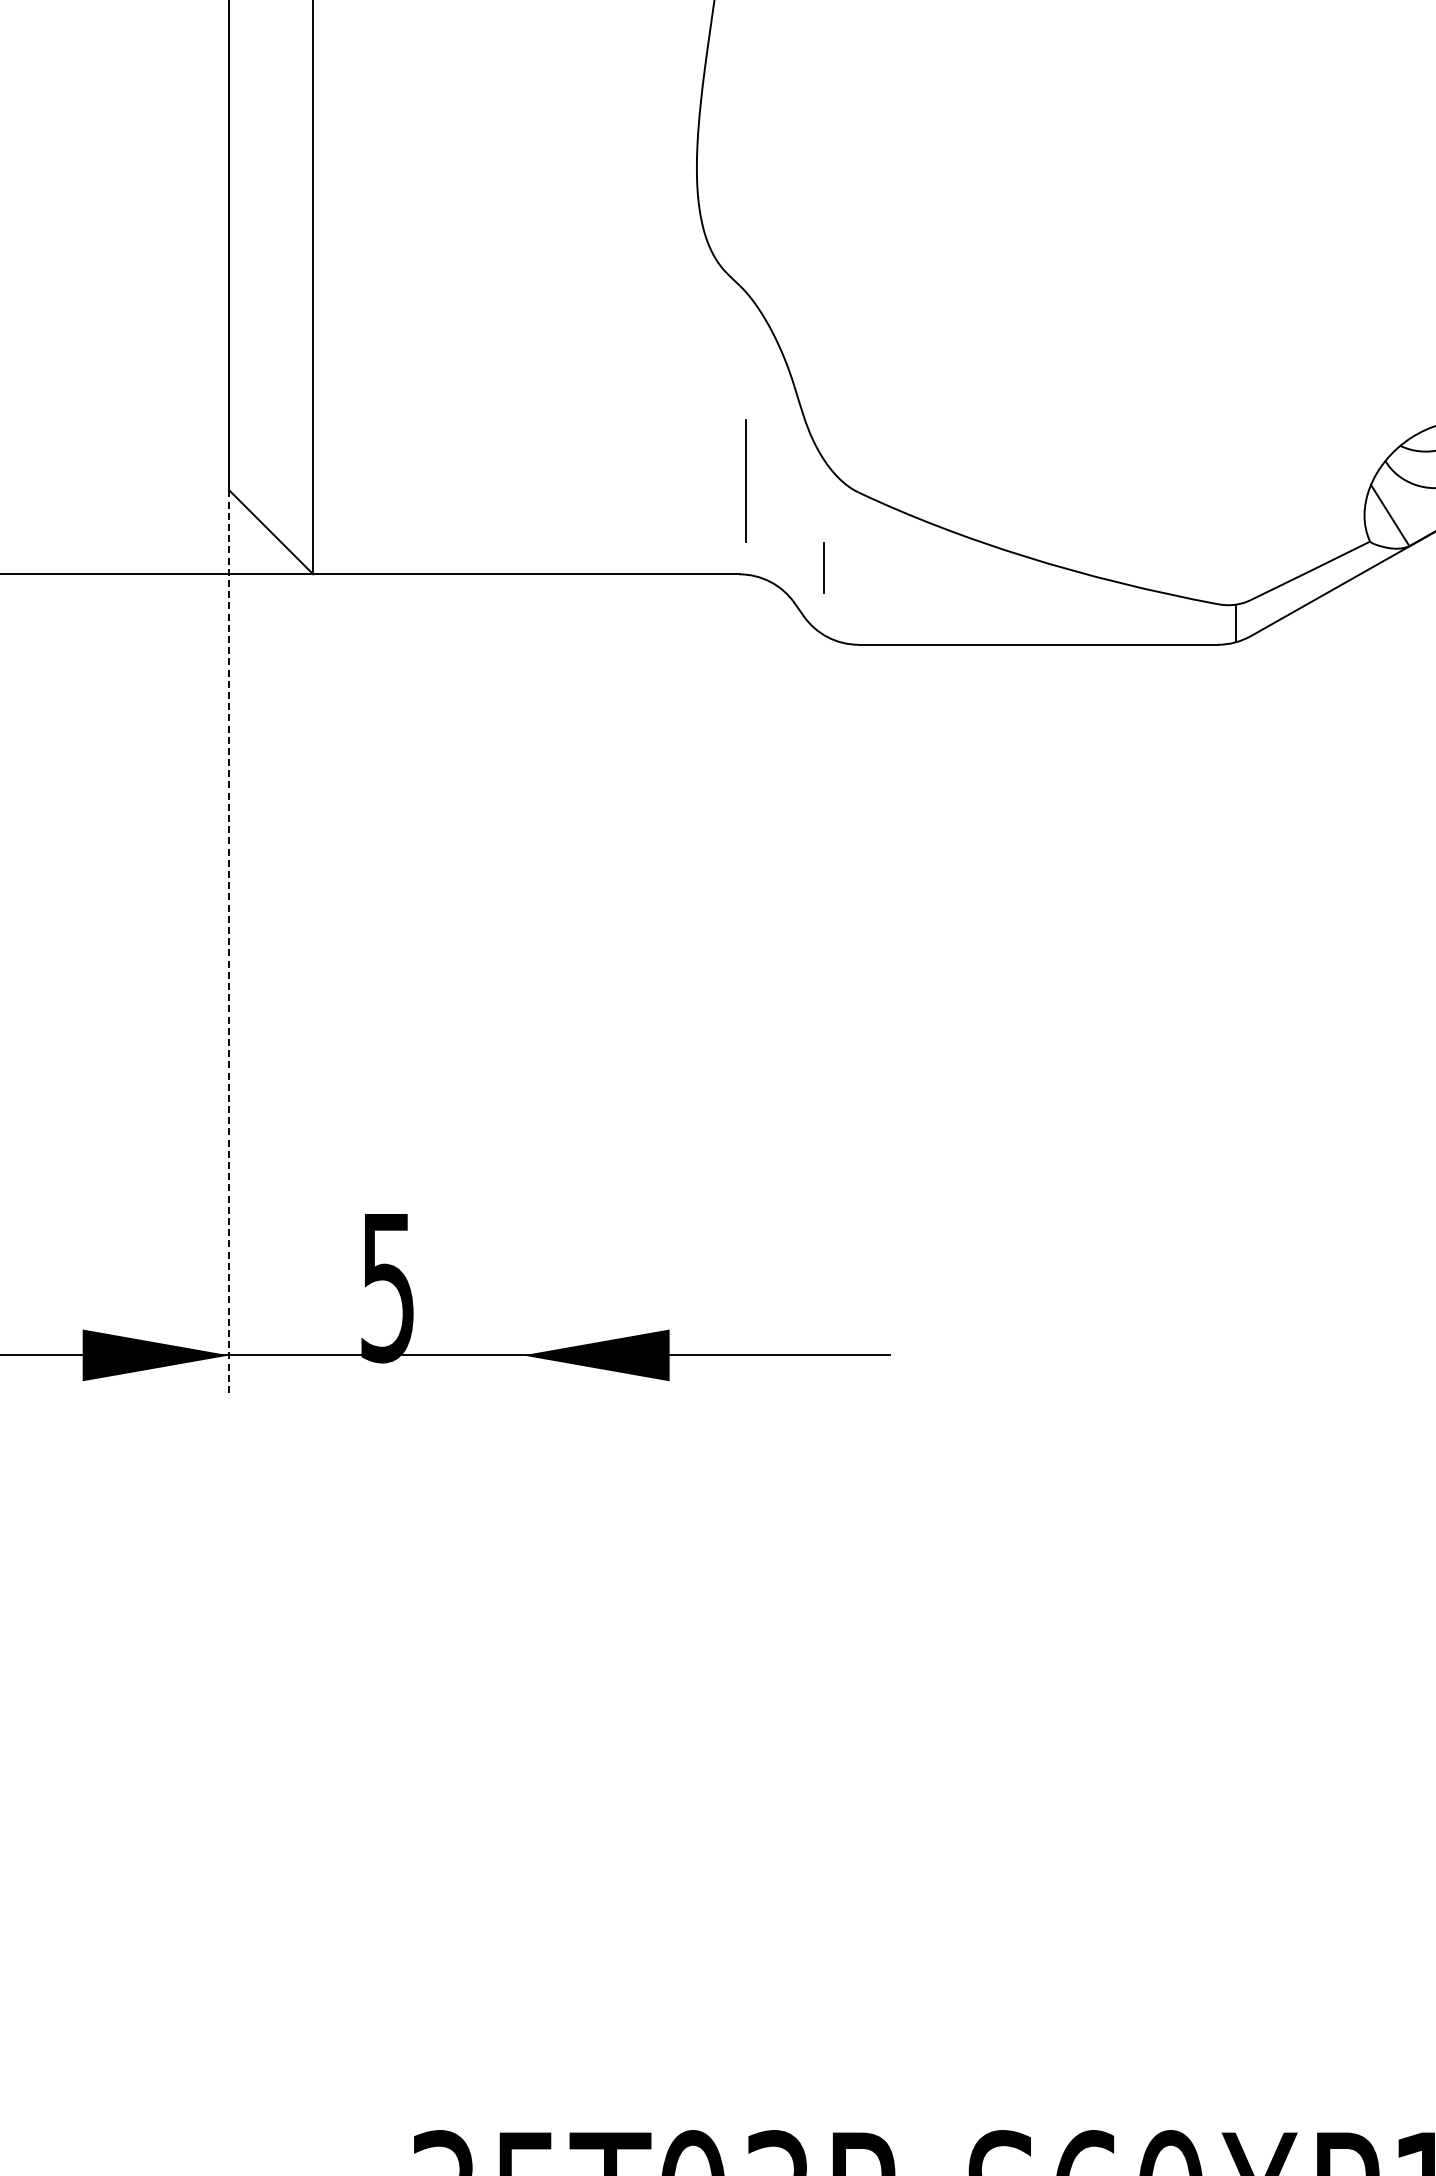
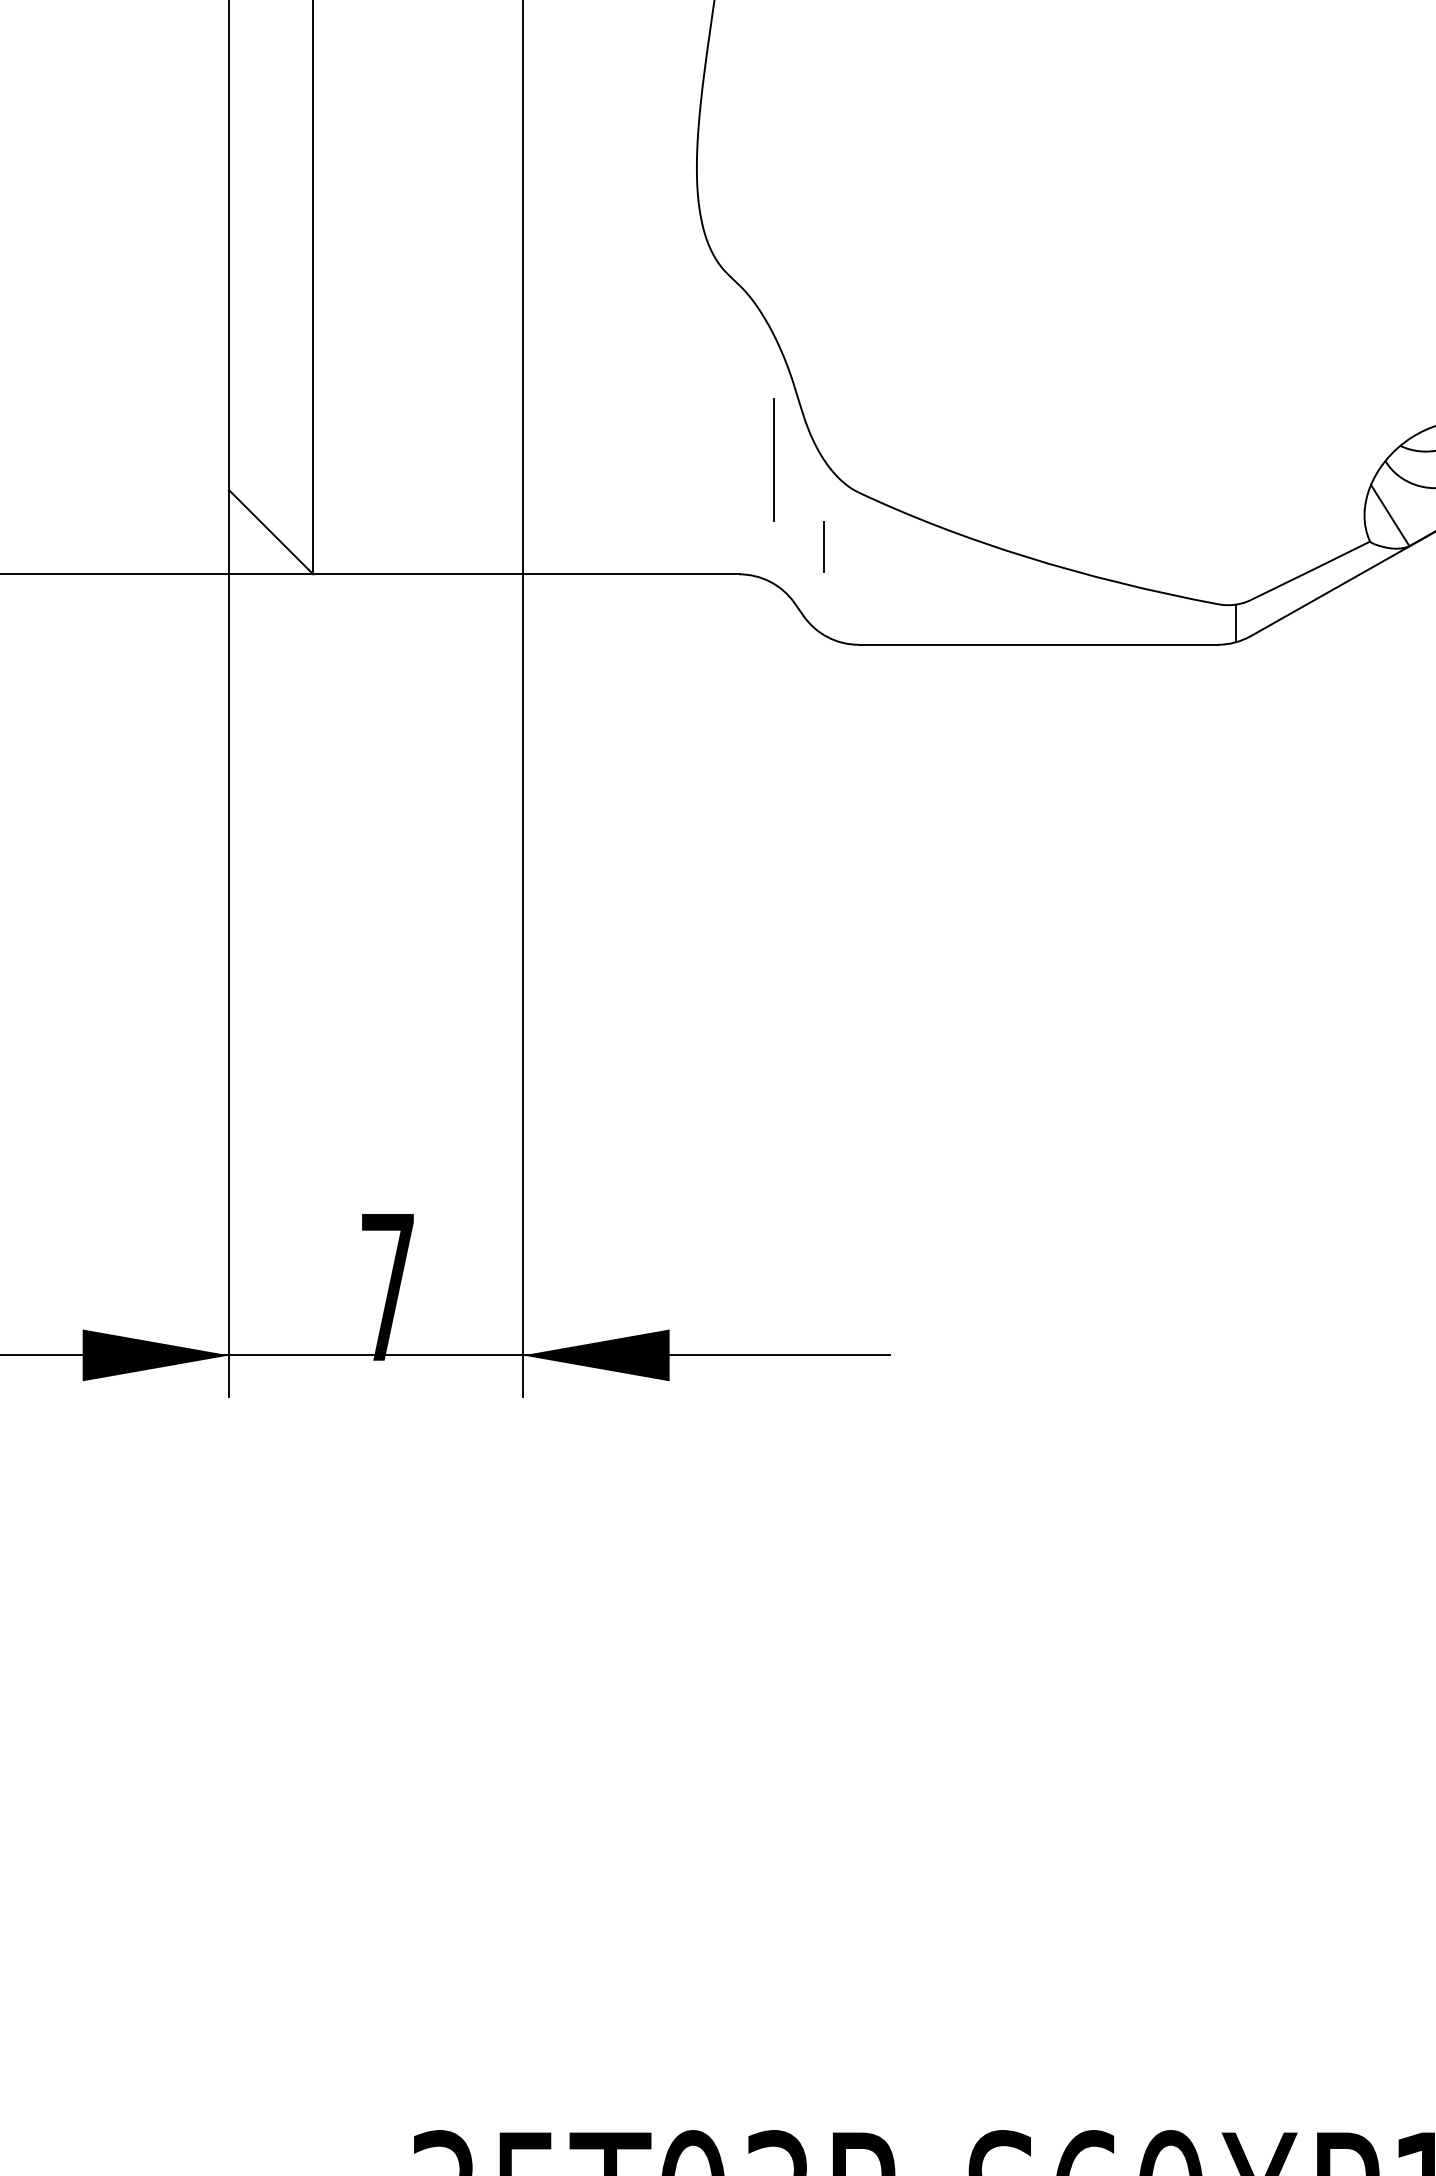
line position: (745, 480) -> (773, 459) (773, 459)
line position: (823, 567) -> (823, 546) (823, 546)
line: none -> present (522, 699)
line: dashed -> solid (229, 944)
text: 5 -> 7 (387, 1288)
